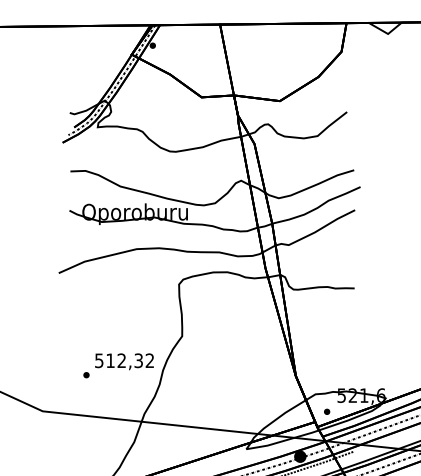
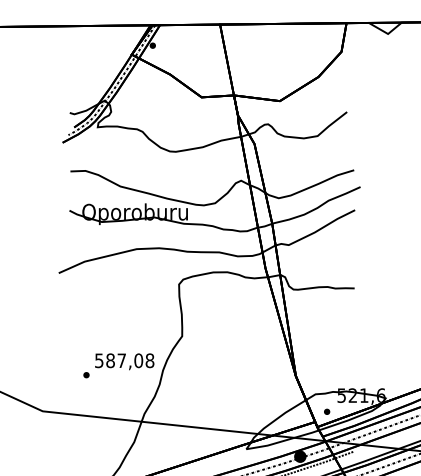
text: 512,32 -> 587,08 (130, 360)
